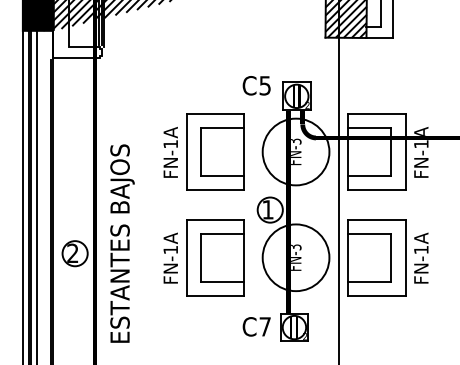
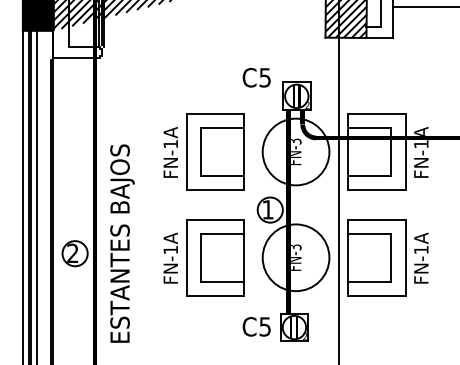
line: none -> present (424, 7)
text position: (256, 85) -> (256, 77) (256, 77)
text: C7 -> C5 (264, 326)
